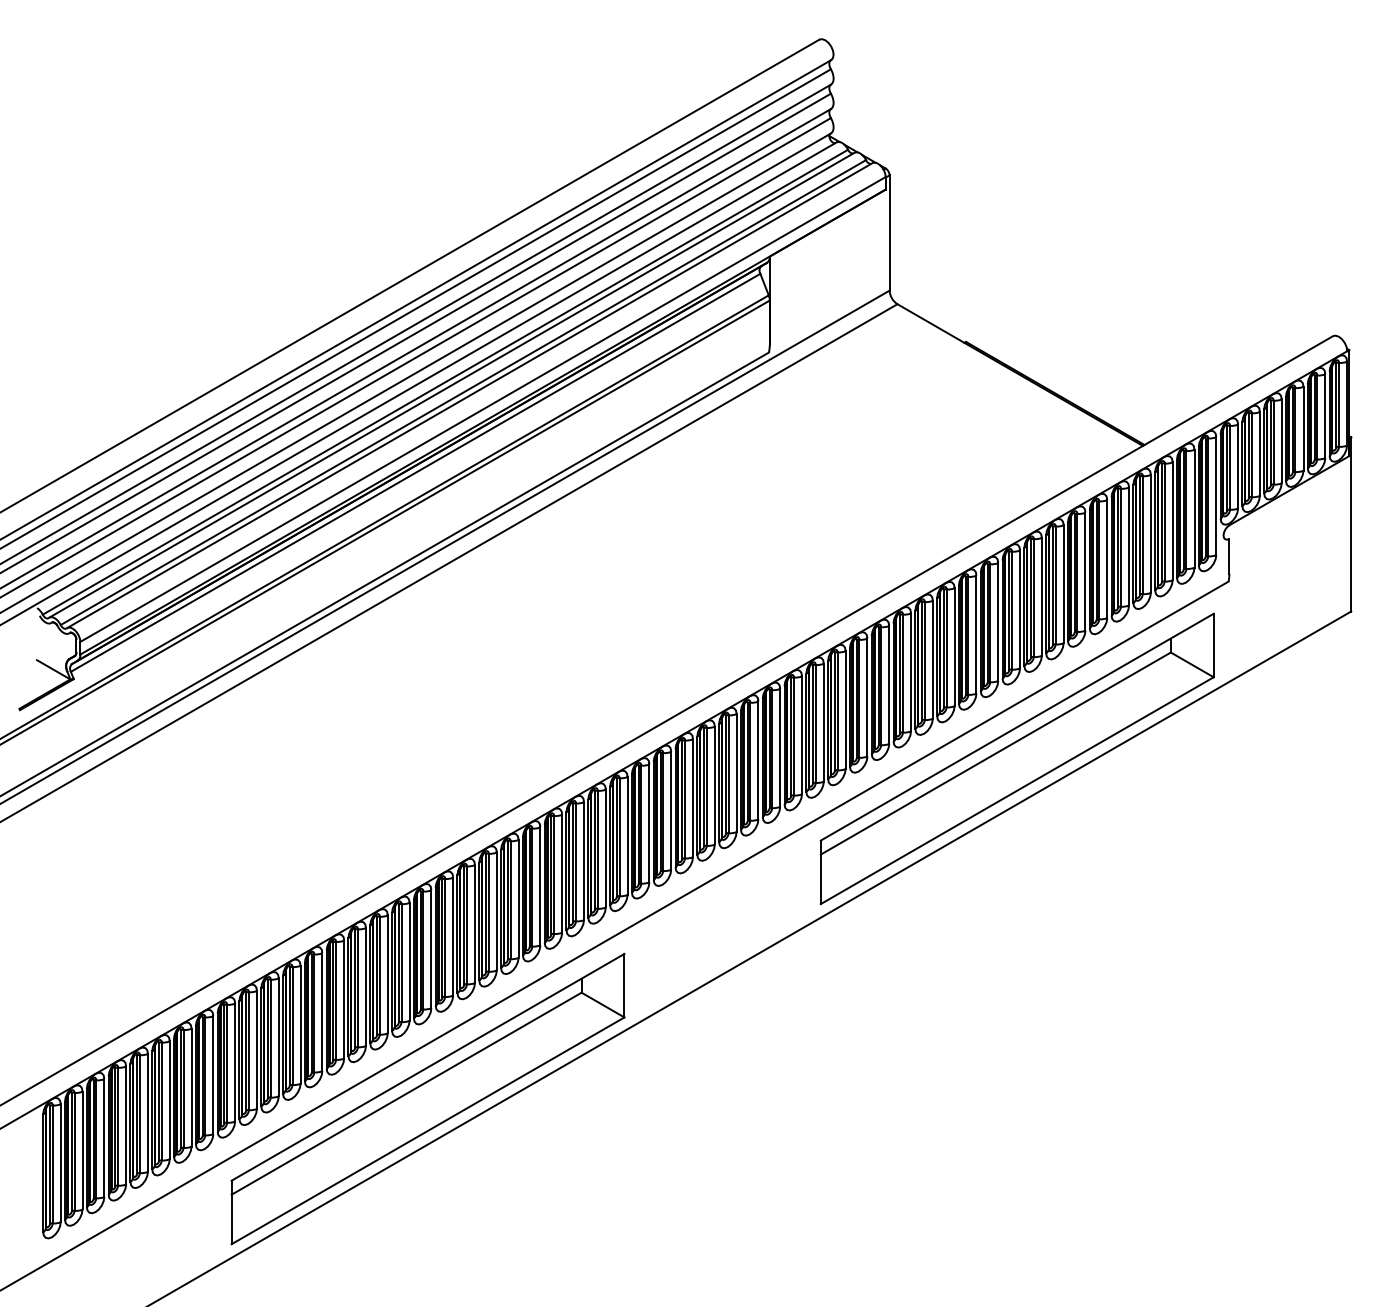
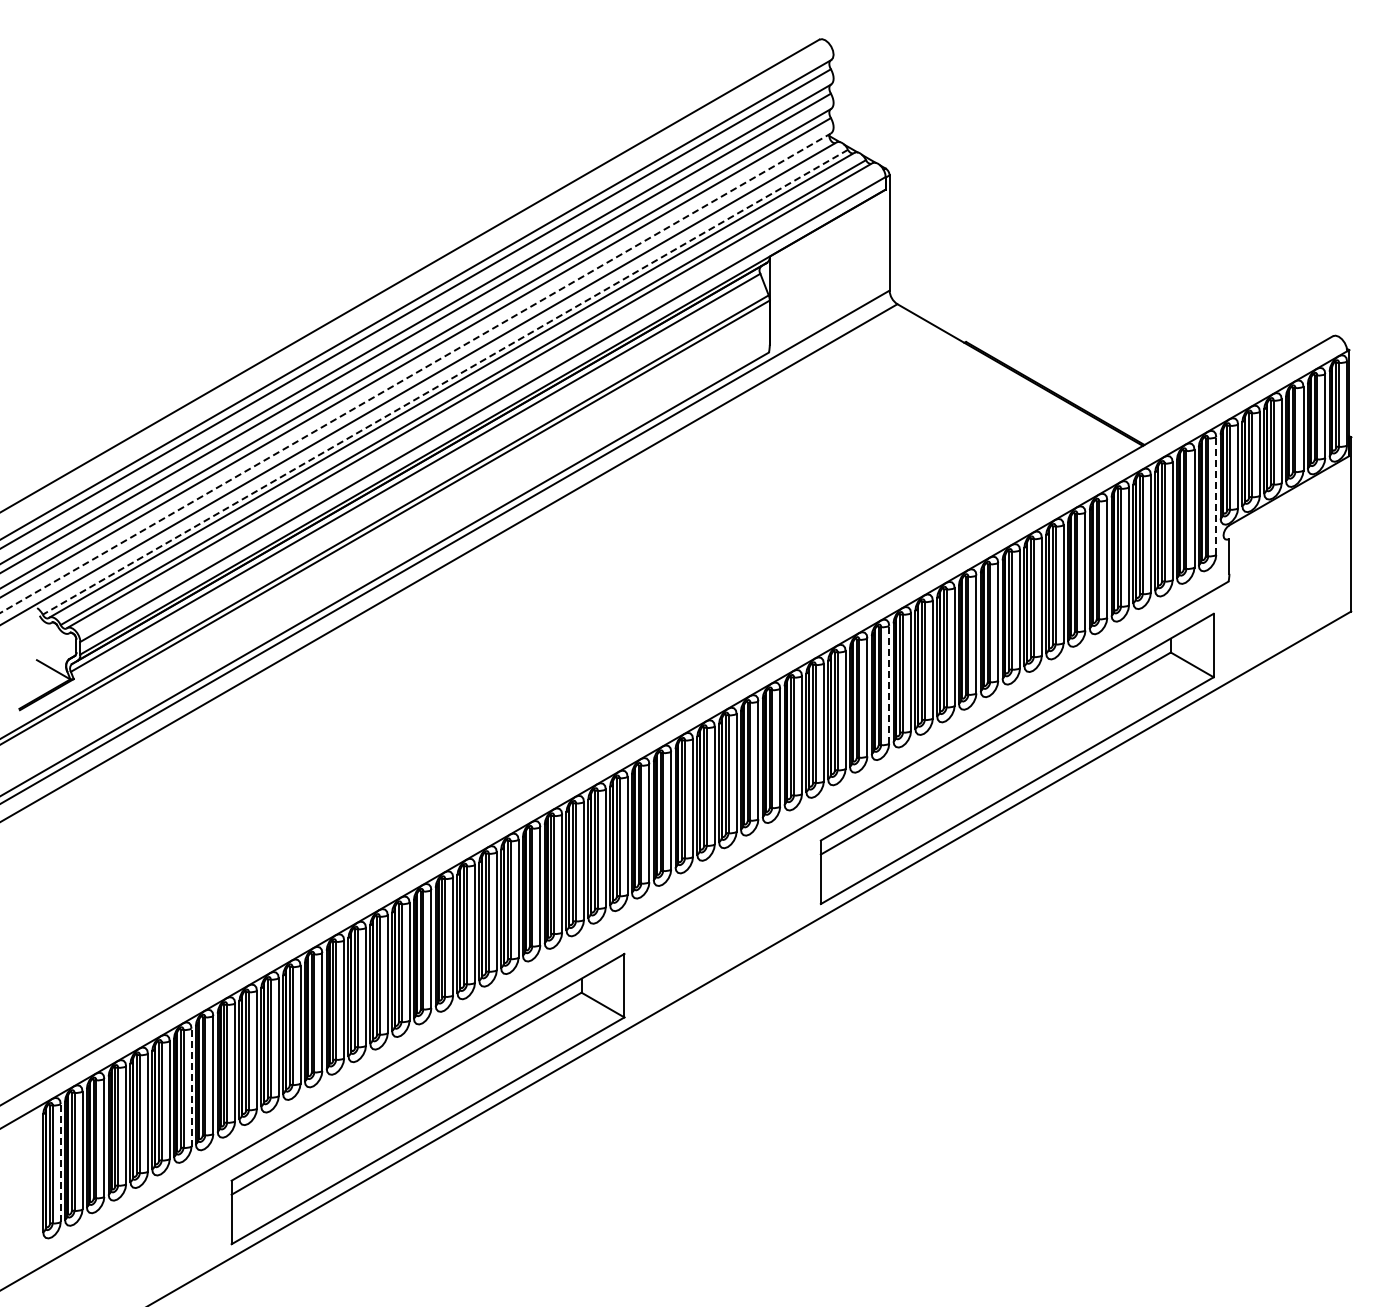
line: solid -> dashed (416, 373)
line: solid -> dashed (445, 382)
line: solid -> dashed (1216, 496)
line: solid -> dashed (889, 684)
line: solid -> dashed (191, 1087)
line: solid -> dashed (60, 1163)
